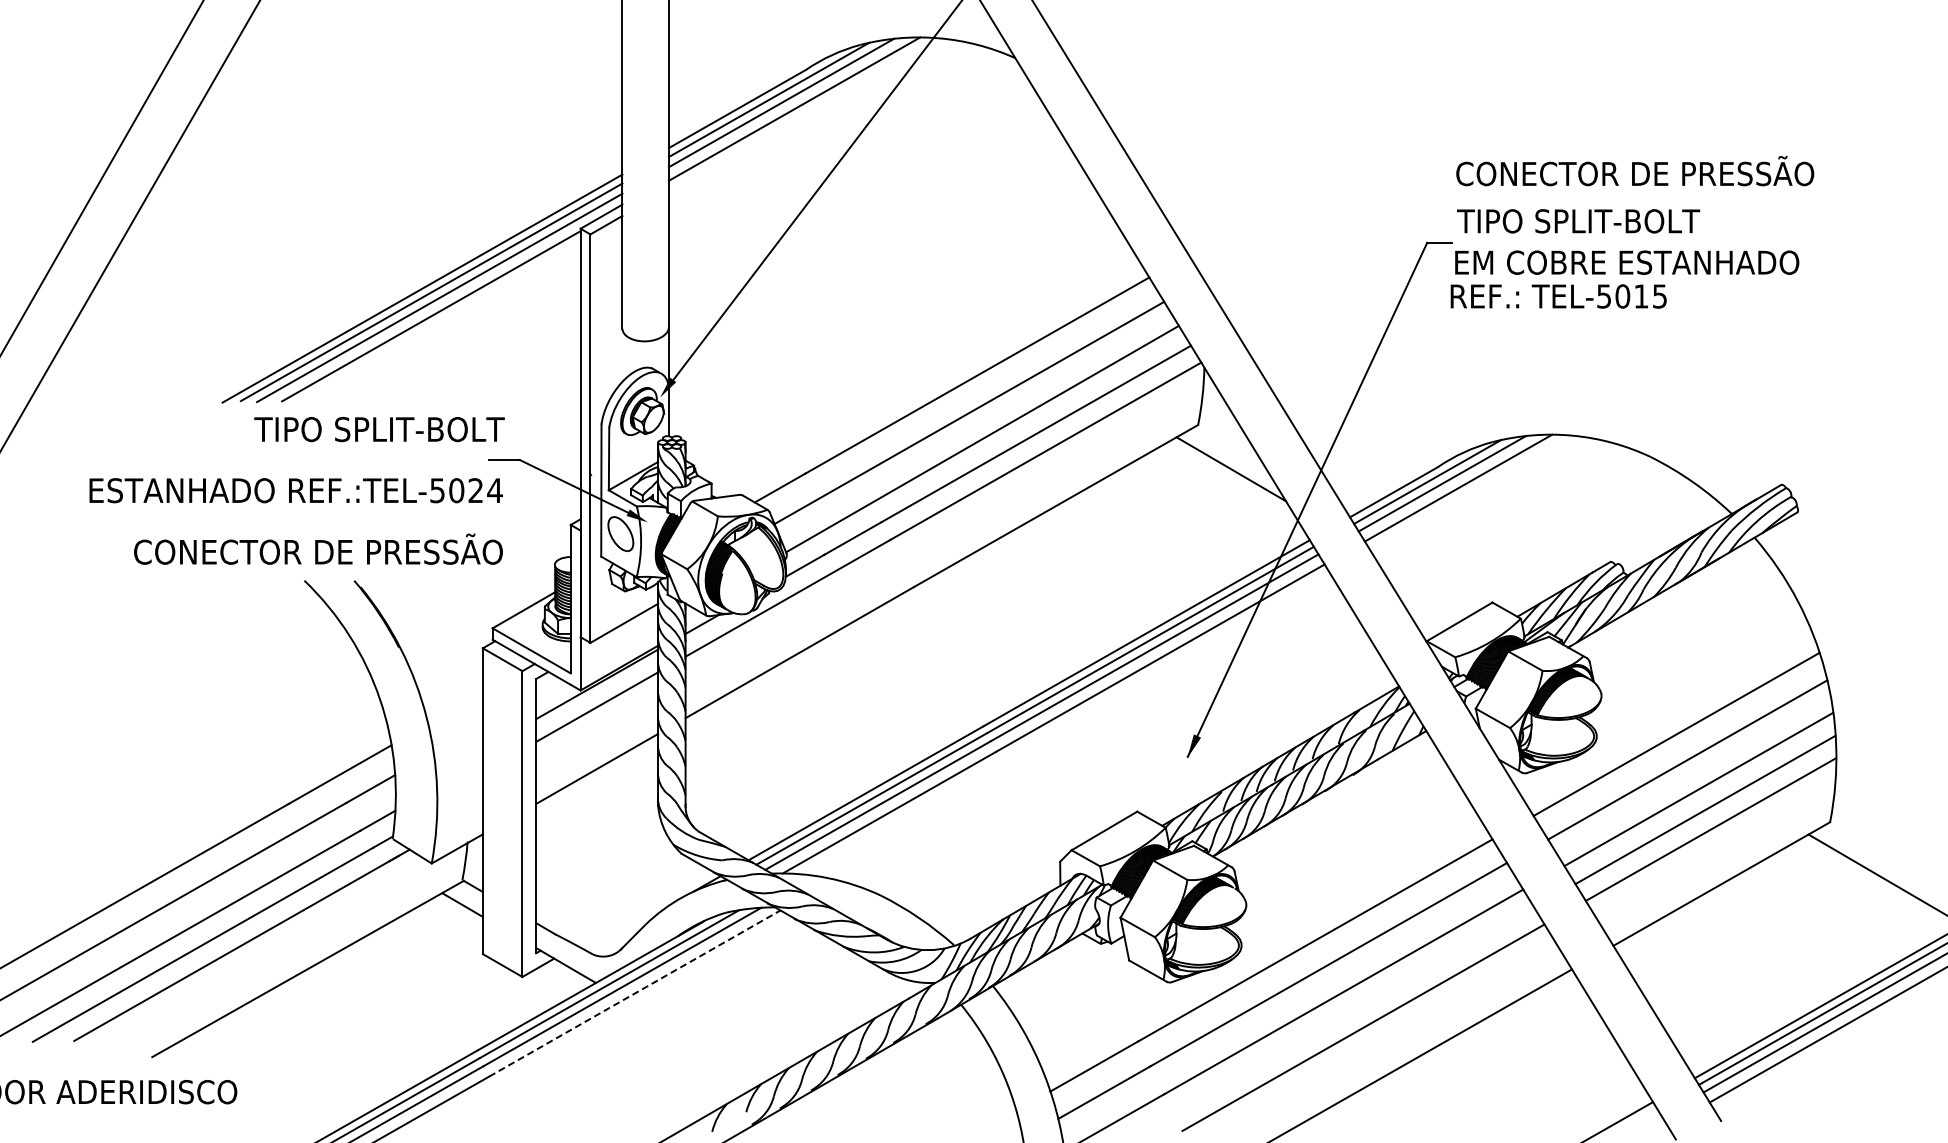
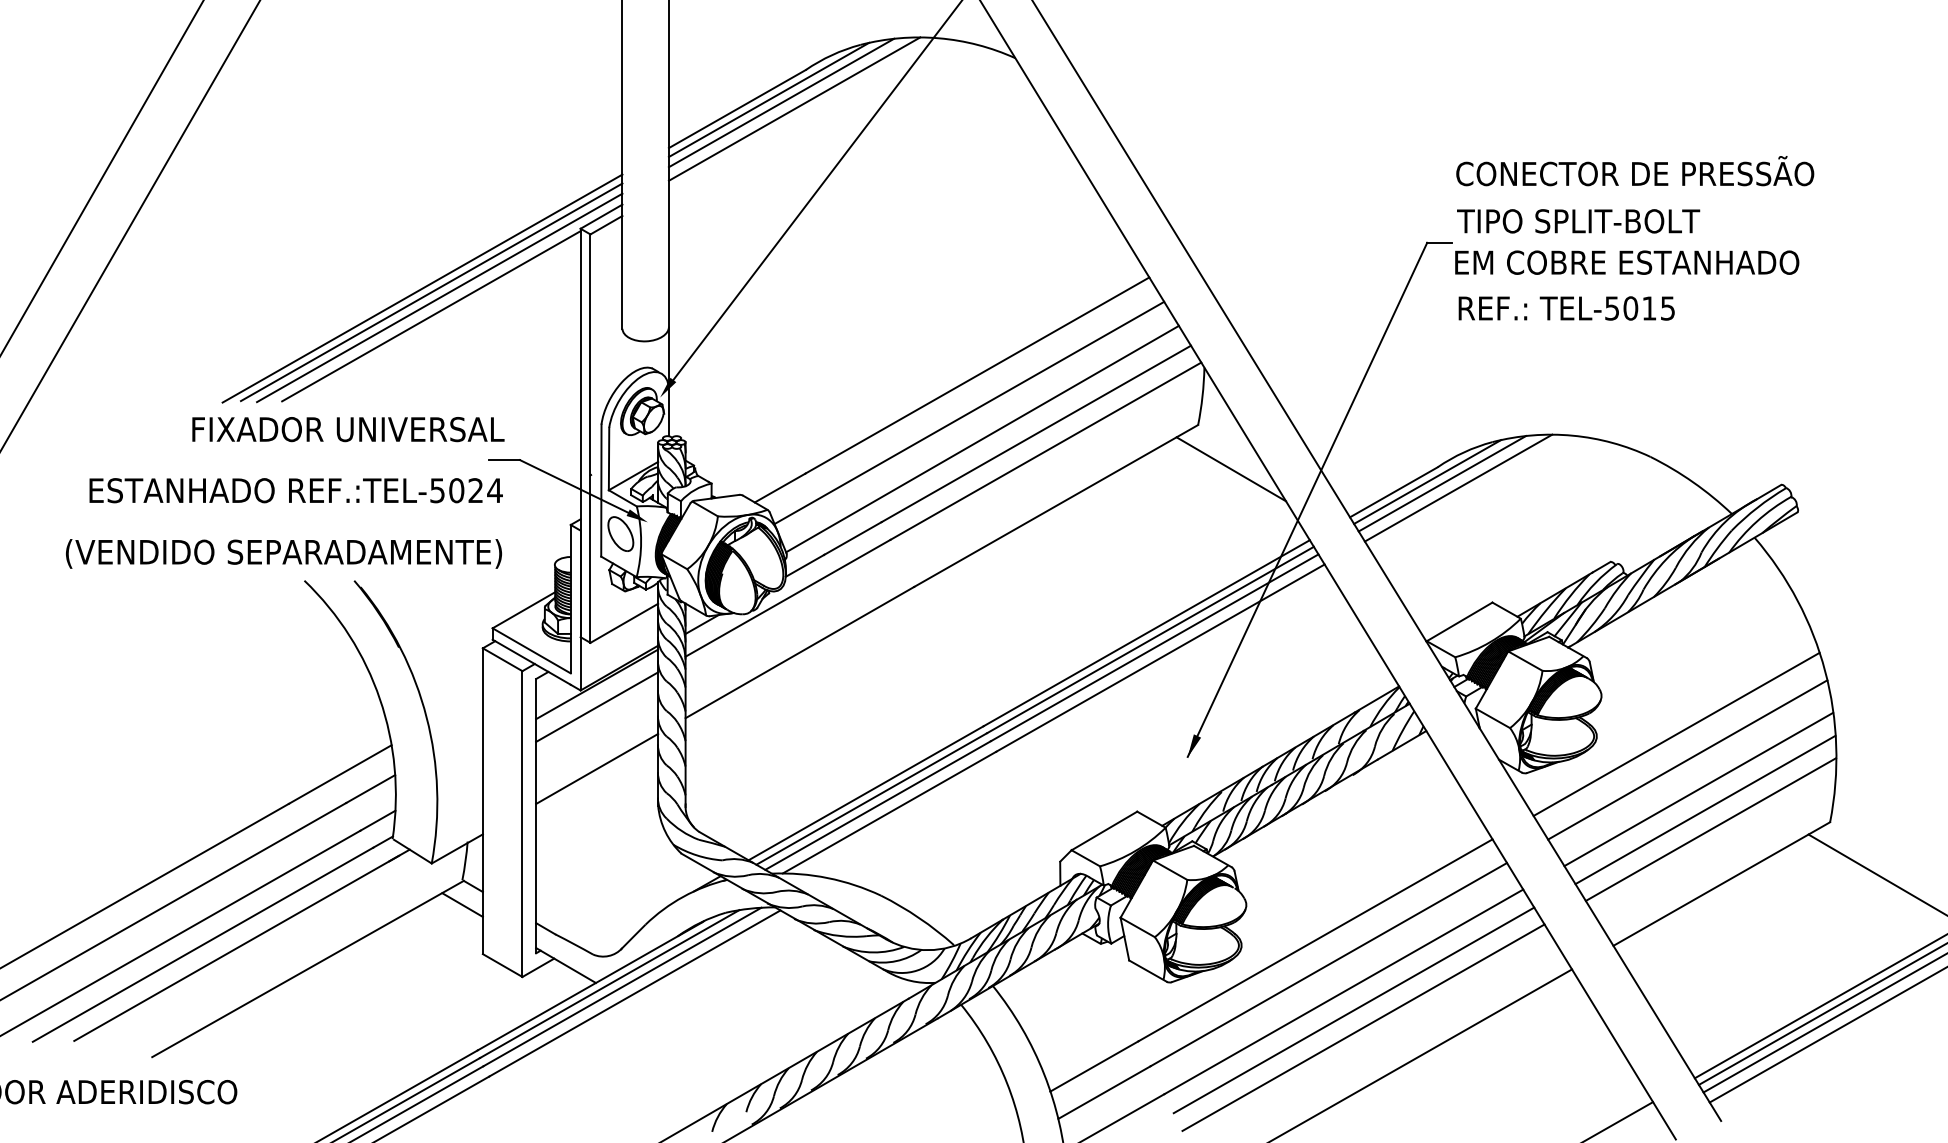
text position: (1558, 296) -> (1566, 308) (1566, 308)
text: TIPO SPLIT-BOLT -> FIXADOR UNIVERSAL (348, 429)
text: CONECTOR DE PRESSÃO -> (VENDIDO SEPARADAMENTE) (283, 550)
line: dashed -> solid (634, 993)
line: none -> present (1353, 1010)
